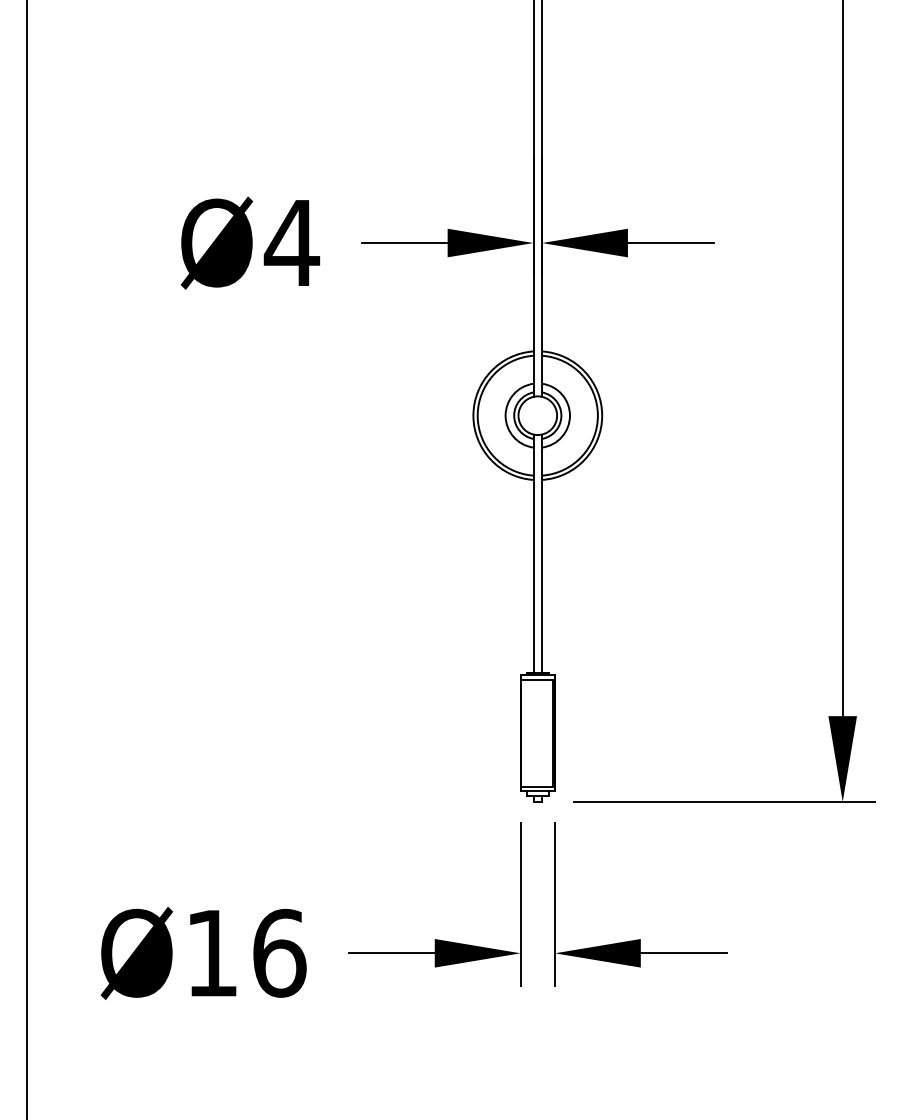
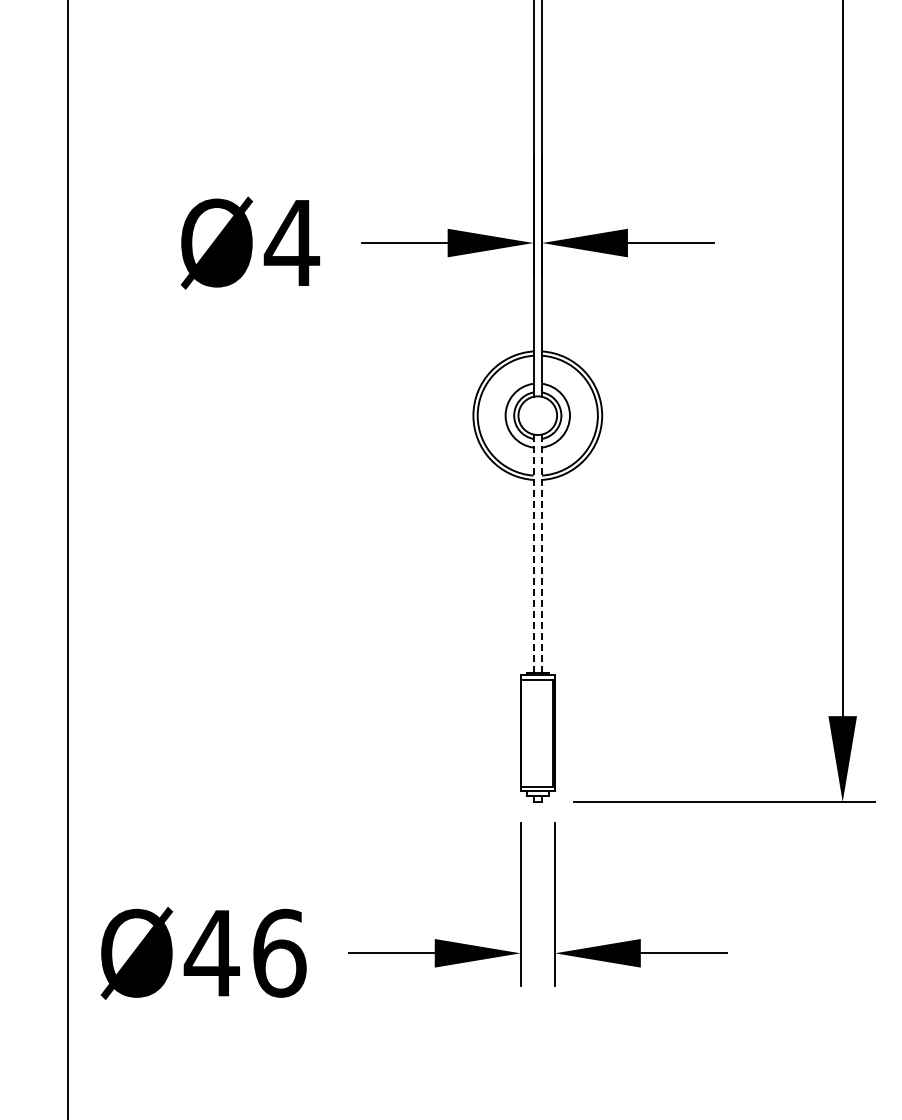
line: solid -> dashed (533, 553)
line: solid -> dashed (542, 553)
line position: (27, 559) -> (68, 559) (68, 559)
text: Ø16 -> Ø46 (211, 953)
